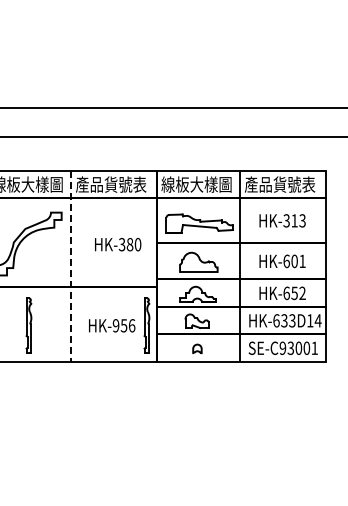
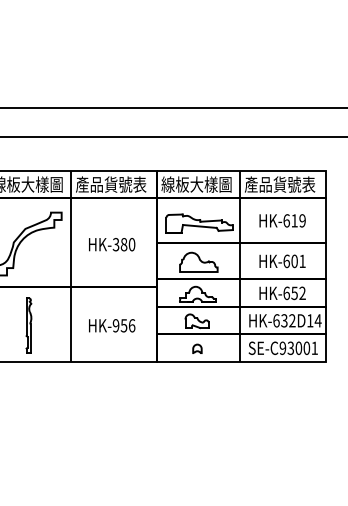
text: HK-313 -> HK-619 (294, 220)
text position: (118, 244) -> (112, 244) (112, 244)
line: dashed -> solid (70, 266)
text: HK-633D14 -> HK-632D14 (292, 321)
part: present -> none (146, 325)
